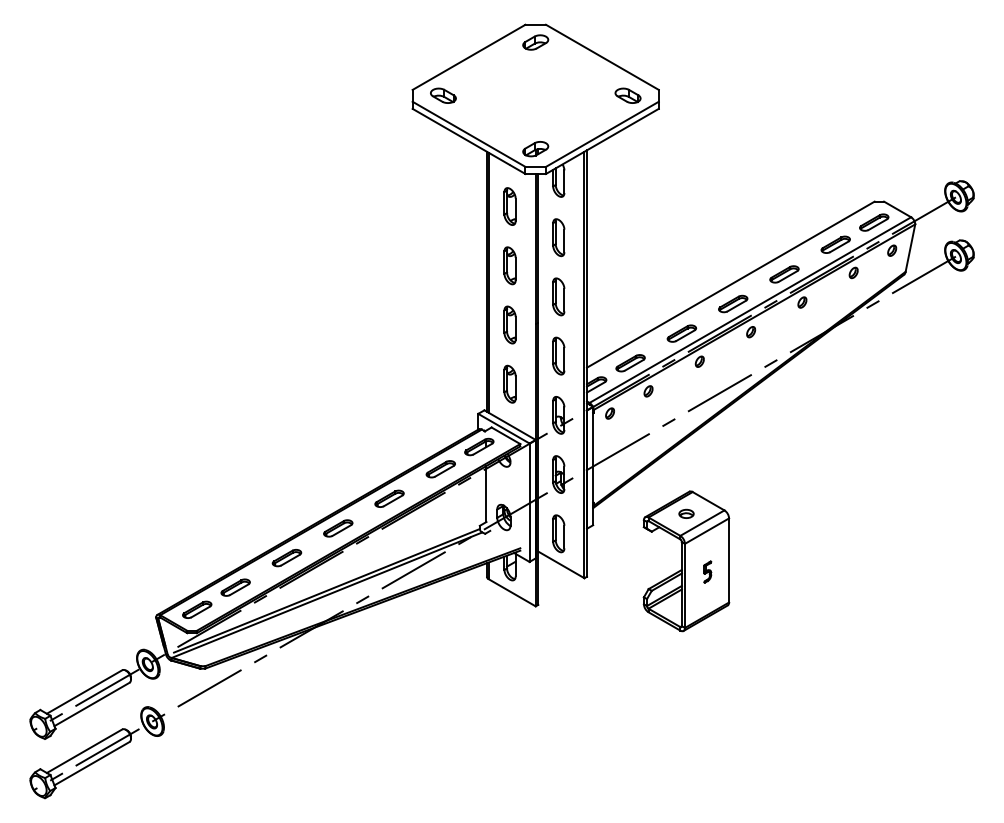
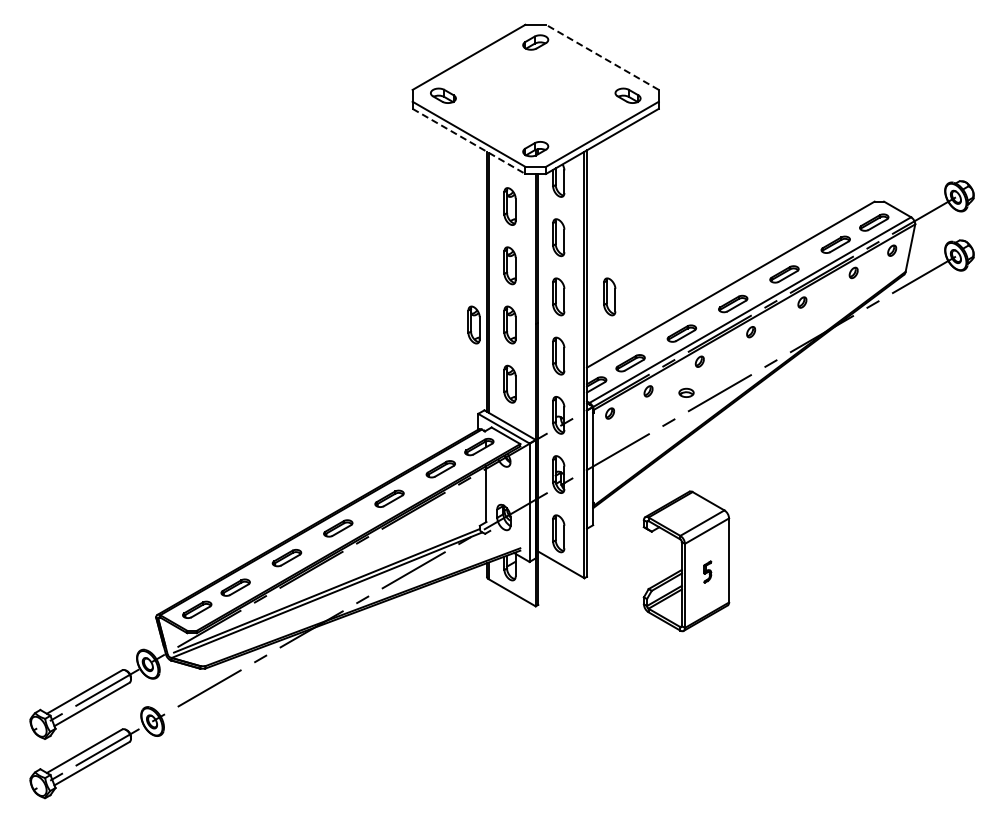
line: solid -> dashed (601, 57)
line: solid -> dashed (469, 141)
part: none -> present (609, 296)
part: none -> present (473, 324)
part position: (686, 513) -> (686, 392) (686, 392)
